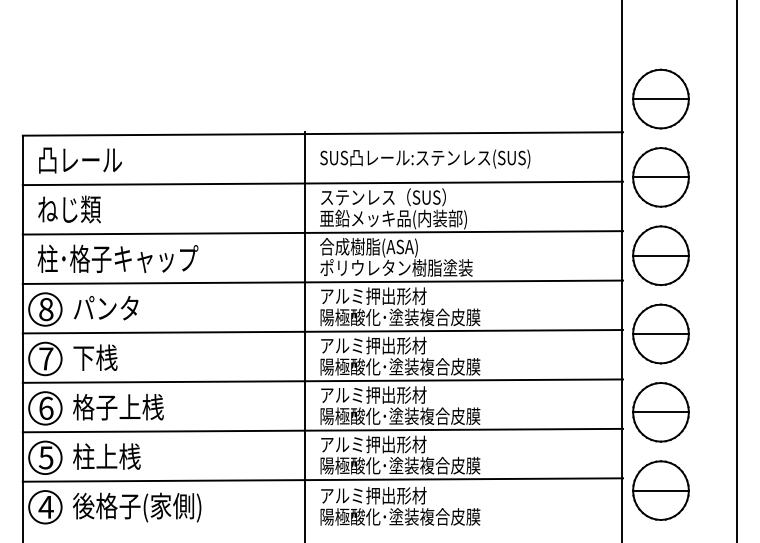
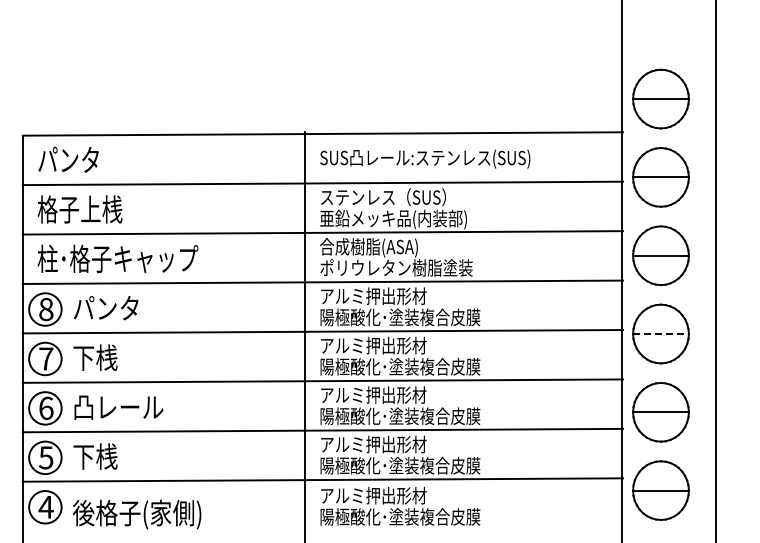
text: 凸レール -> パンタ (79, 159)
text: ねじ類 -> 格子上桟 (79, 209)
line position: (737, 270) -> (716, 270) (716, 270)
line: solid -> dashed (661, 334)
text: 格子上桟 -> 凸レール (118, 406)
text: 柱上桟 -> 下桟 (106, 456)
text position: (137, 507) -> (137, 514) (137, 514)
